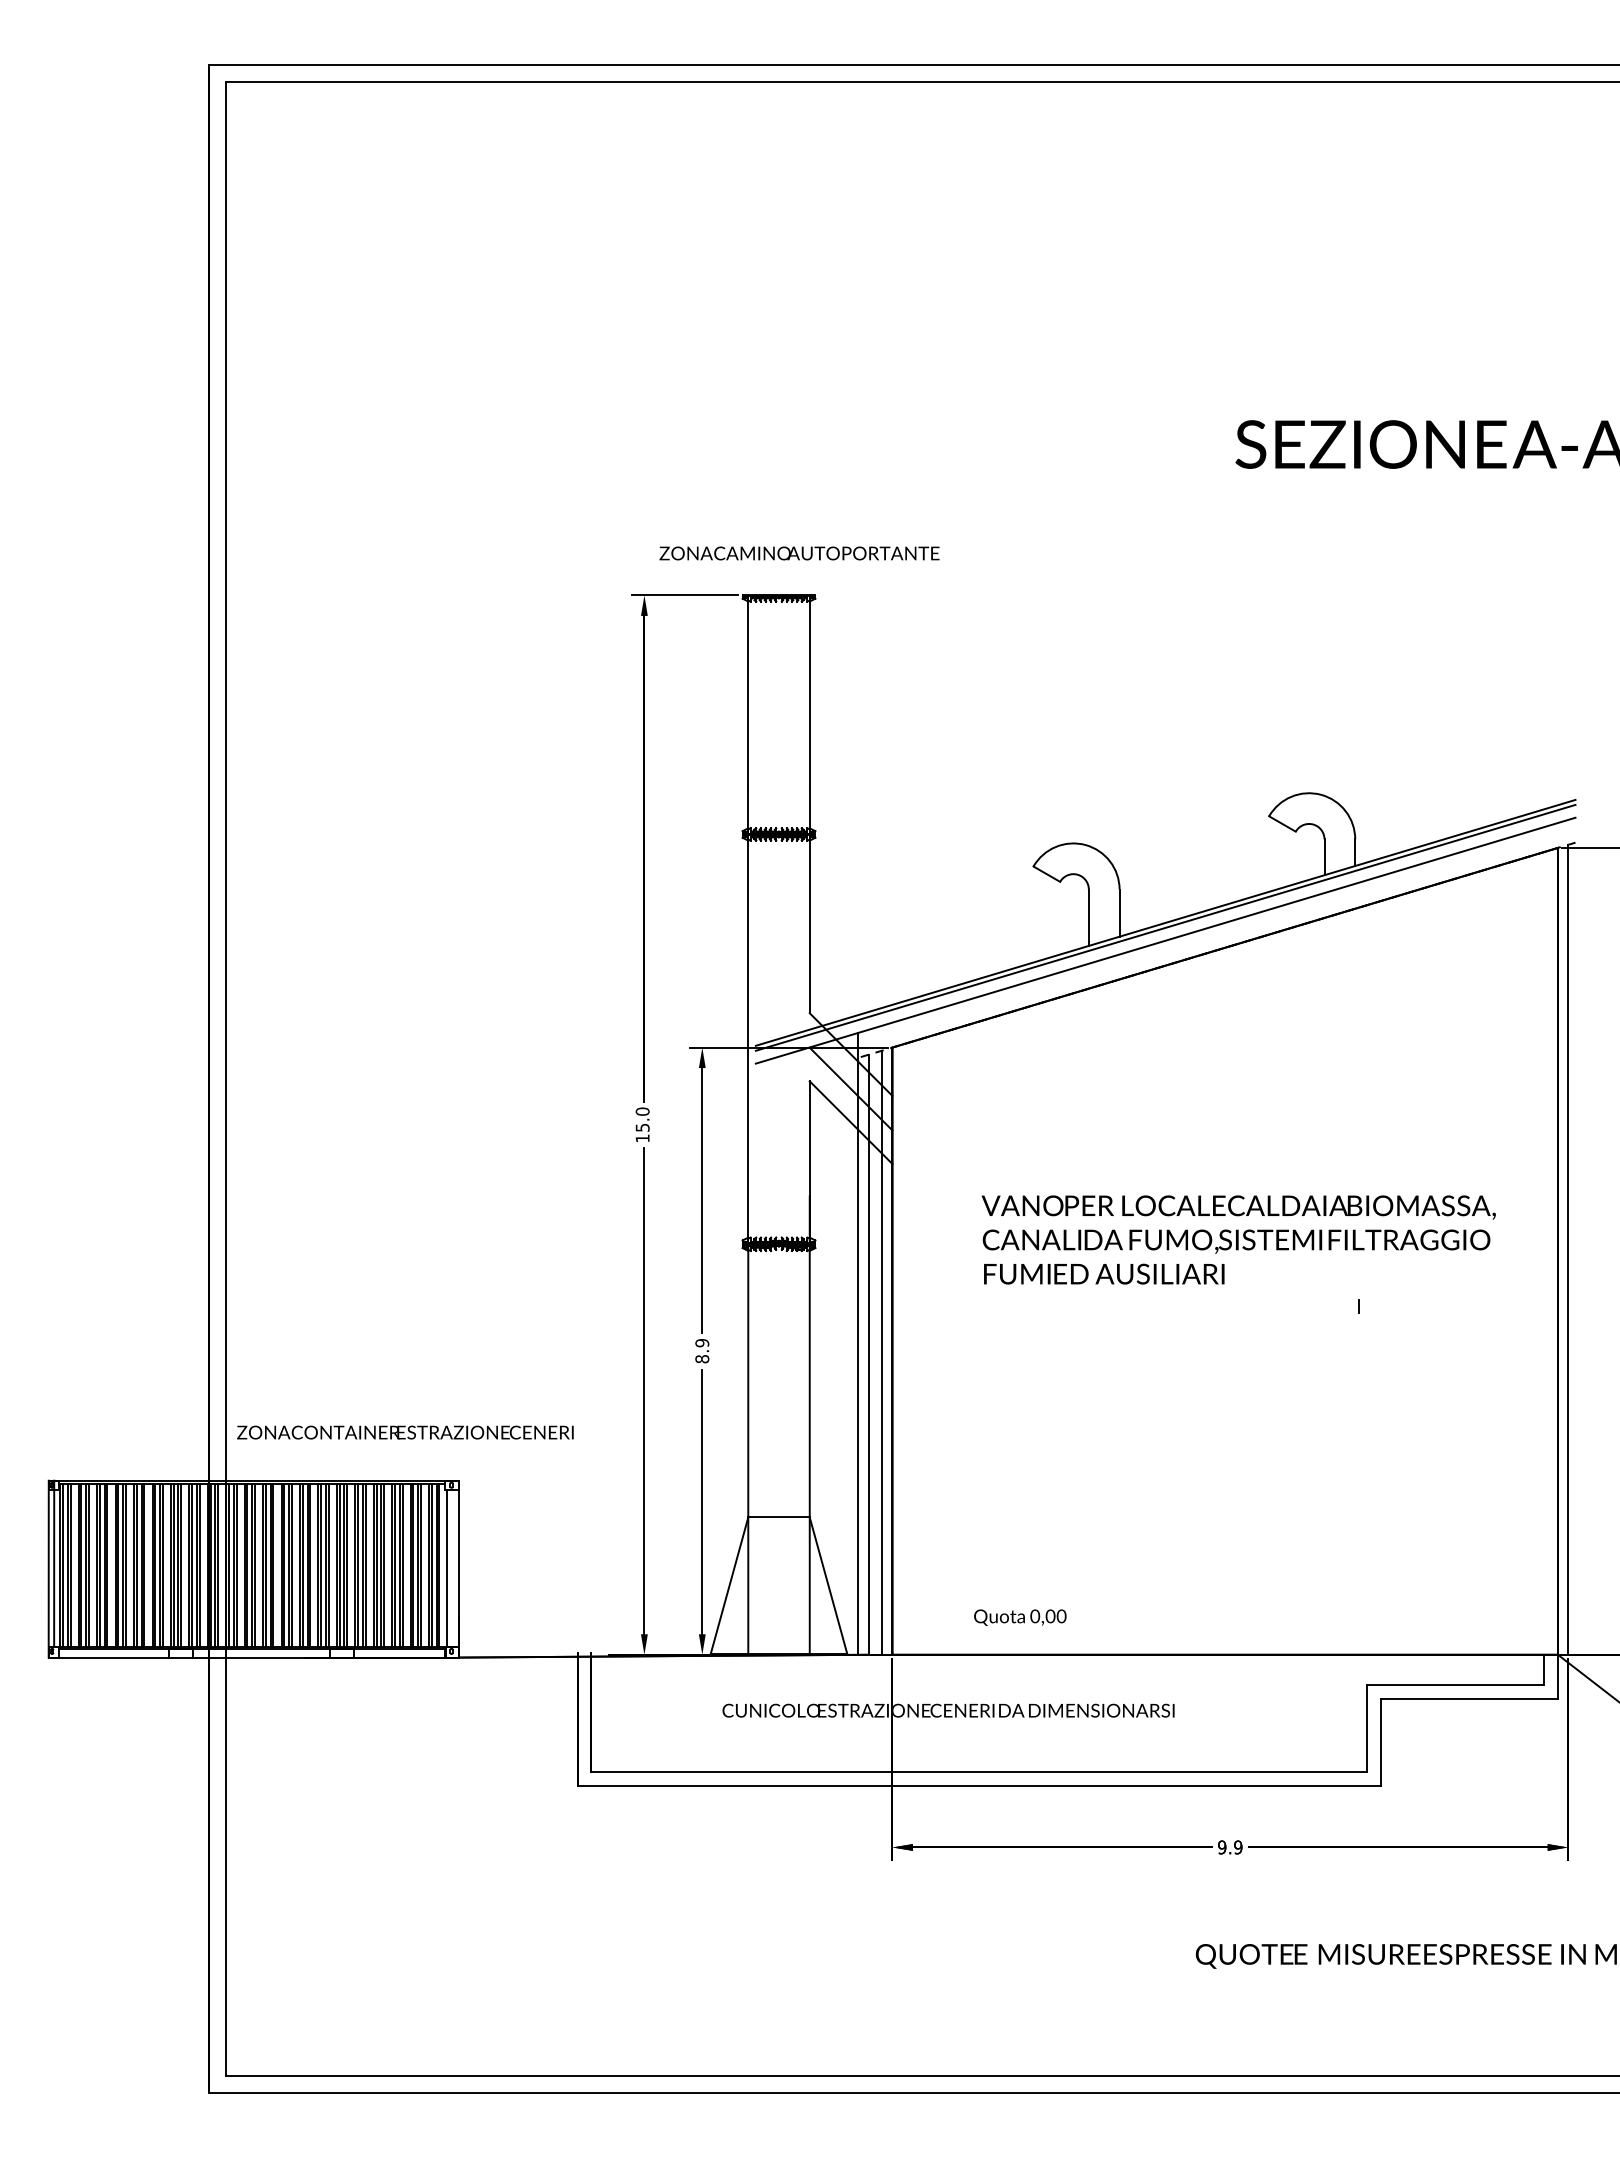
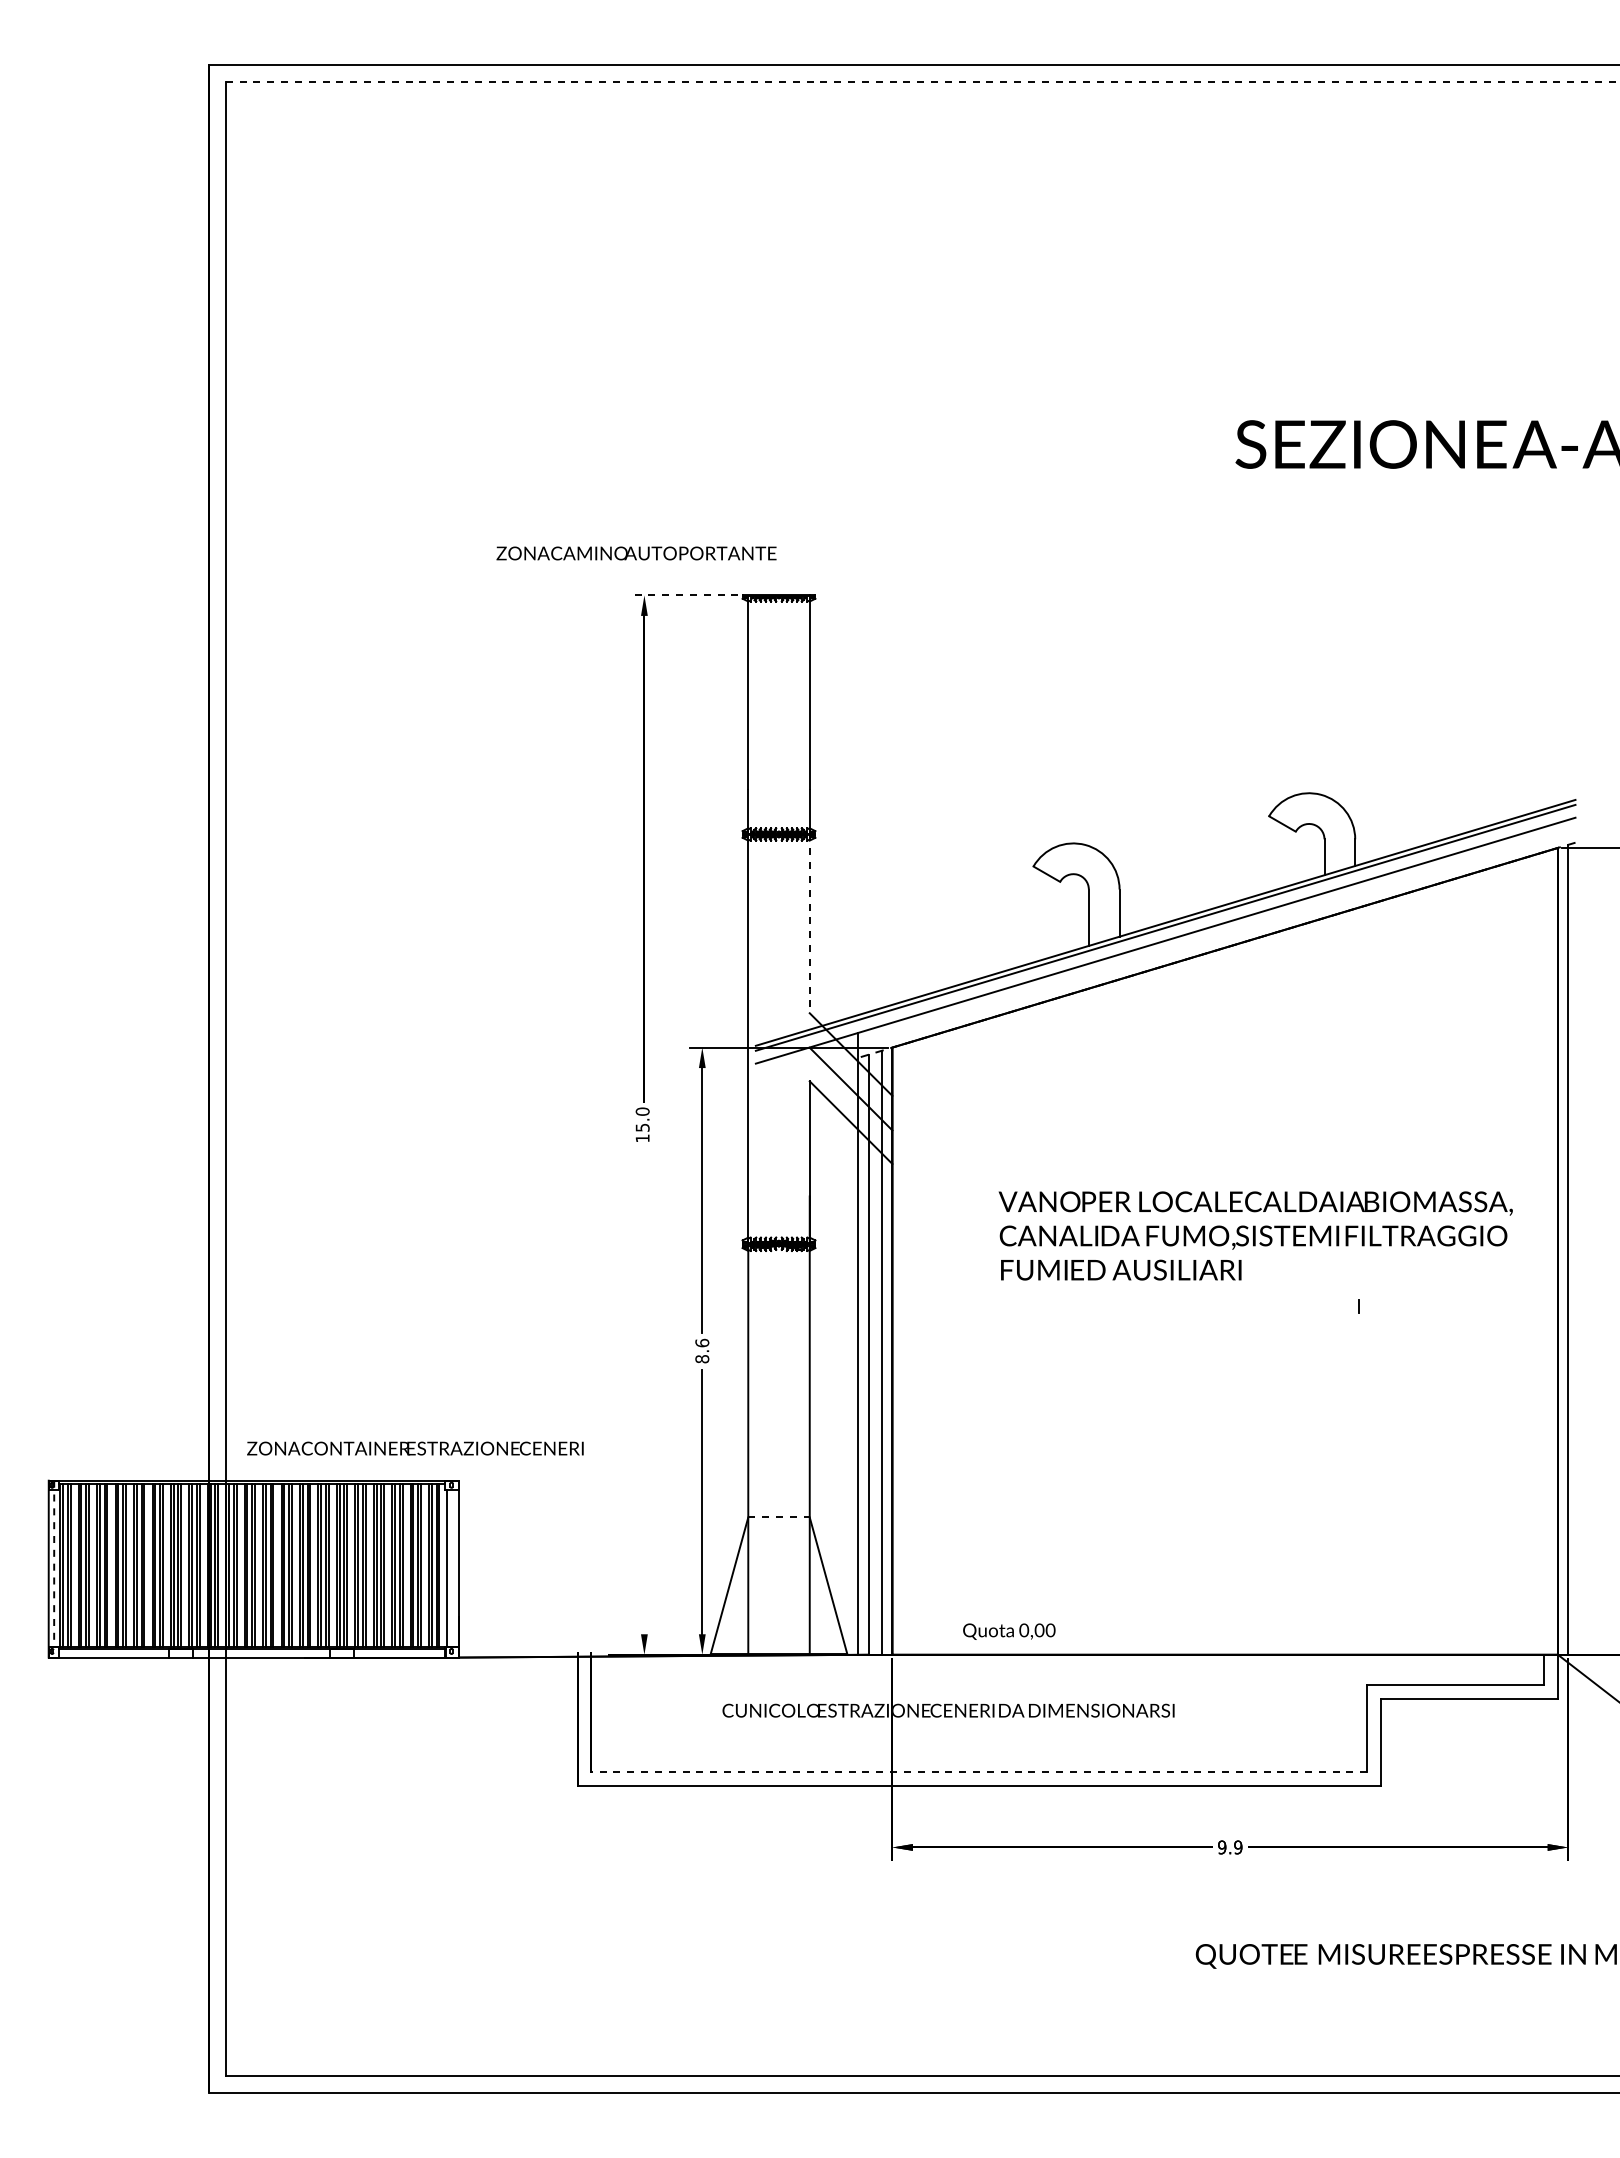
line: solid -> dashed (922, 81)
text position: (799, 553) -> (636, 553) (636, 553)
line: solid -> dashed (684, 595)
line: solid -> dashed (809, 924)
text position: (1238, 1239) -> (1255, 1235) (1255, 1235)
text: 8.9 -> 8.6 (702, 1342)
line: present -> none (644, 1391)
text position: (405, 1432) -> (415, 1448) (415, 1448)
line: solid -> dashed (779, 1517)
line: solid -> dashed (54, 1563)
text position: (1020, 1617) -> (1009, 1631) (1009, 1631)
line: solid -> dashed (978, 1771)
